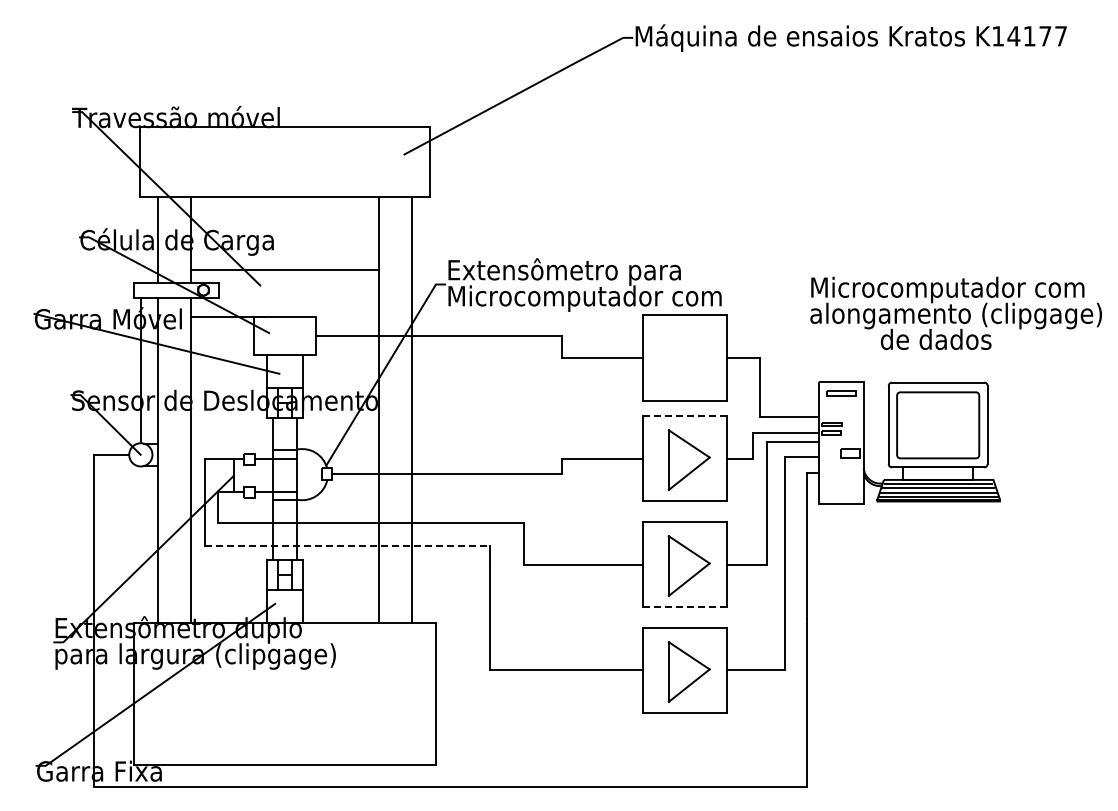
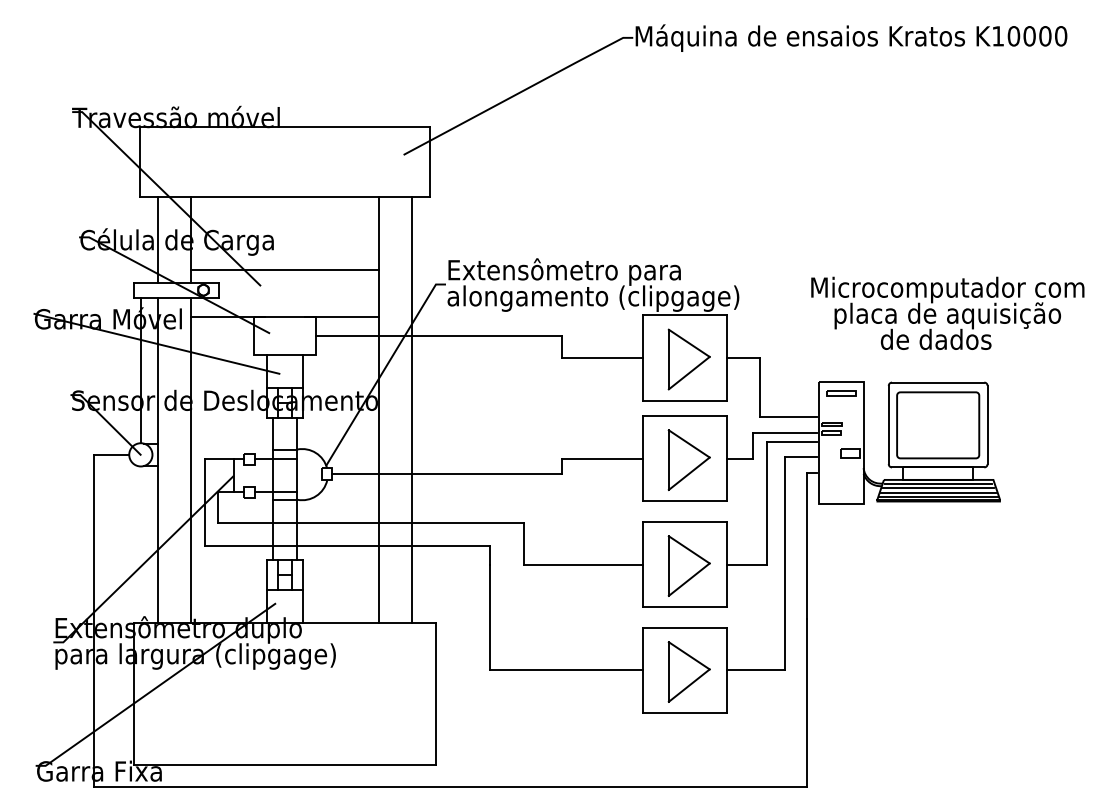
text: K14177 -> K10000 (1037, 36)
text: Microcomputador com -> alongamento (clipgage) (593, 298)
text: alongamento (clipgage) -> placa de aquisição (955, 315)
line: none -> present (341, 317)
part: none -> present (688, 359)
line: dashed -> solid (684, 415)
line: dashed -> solid (347, 545)
line: dashed -> solid (684, 607)
